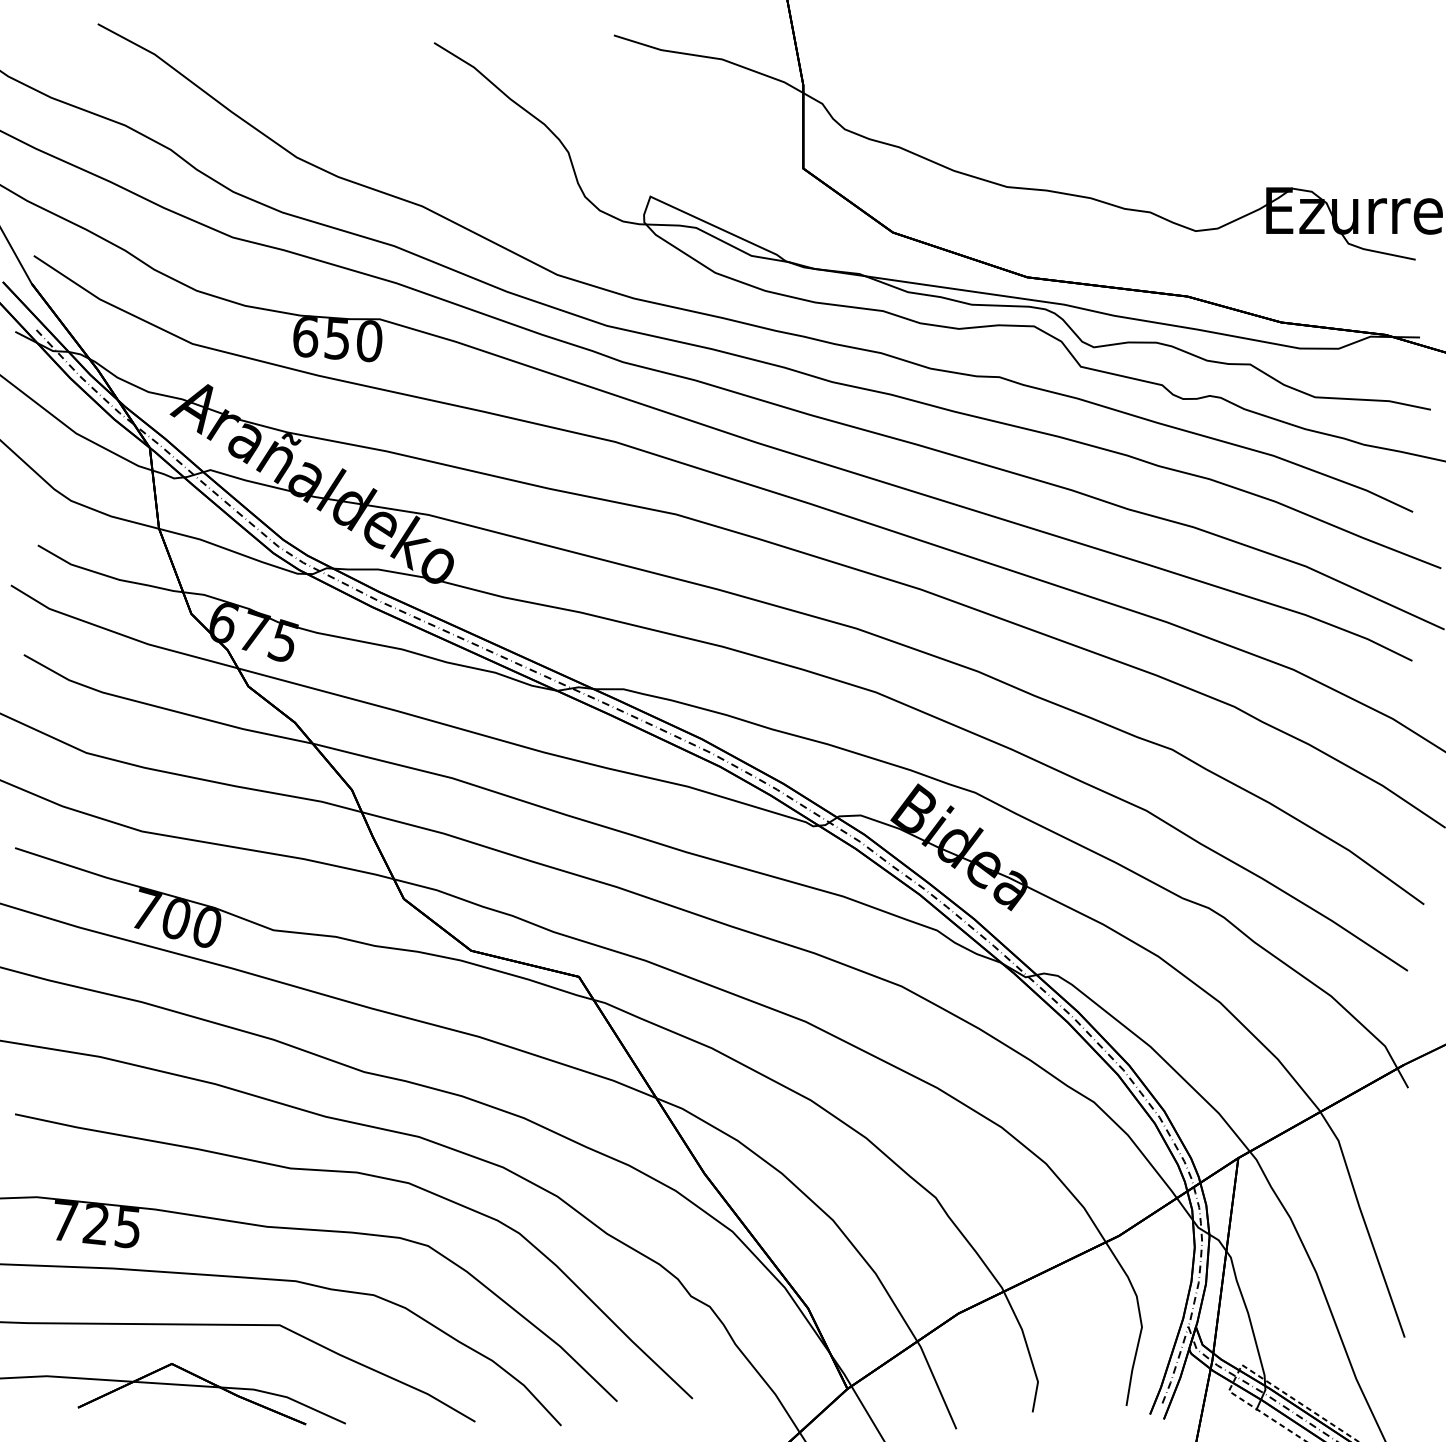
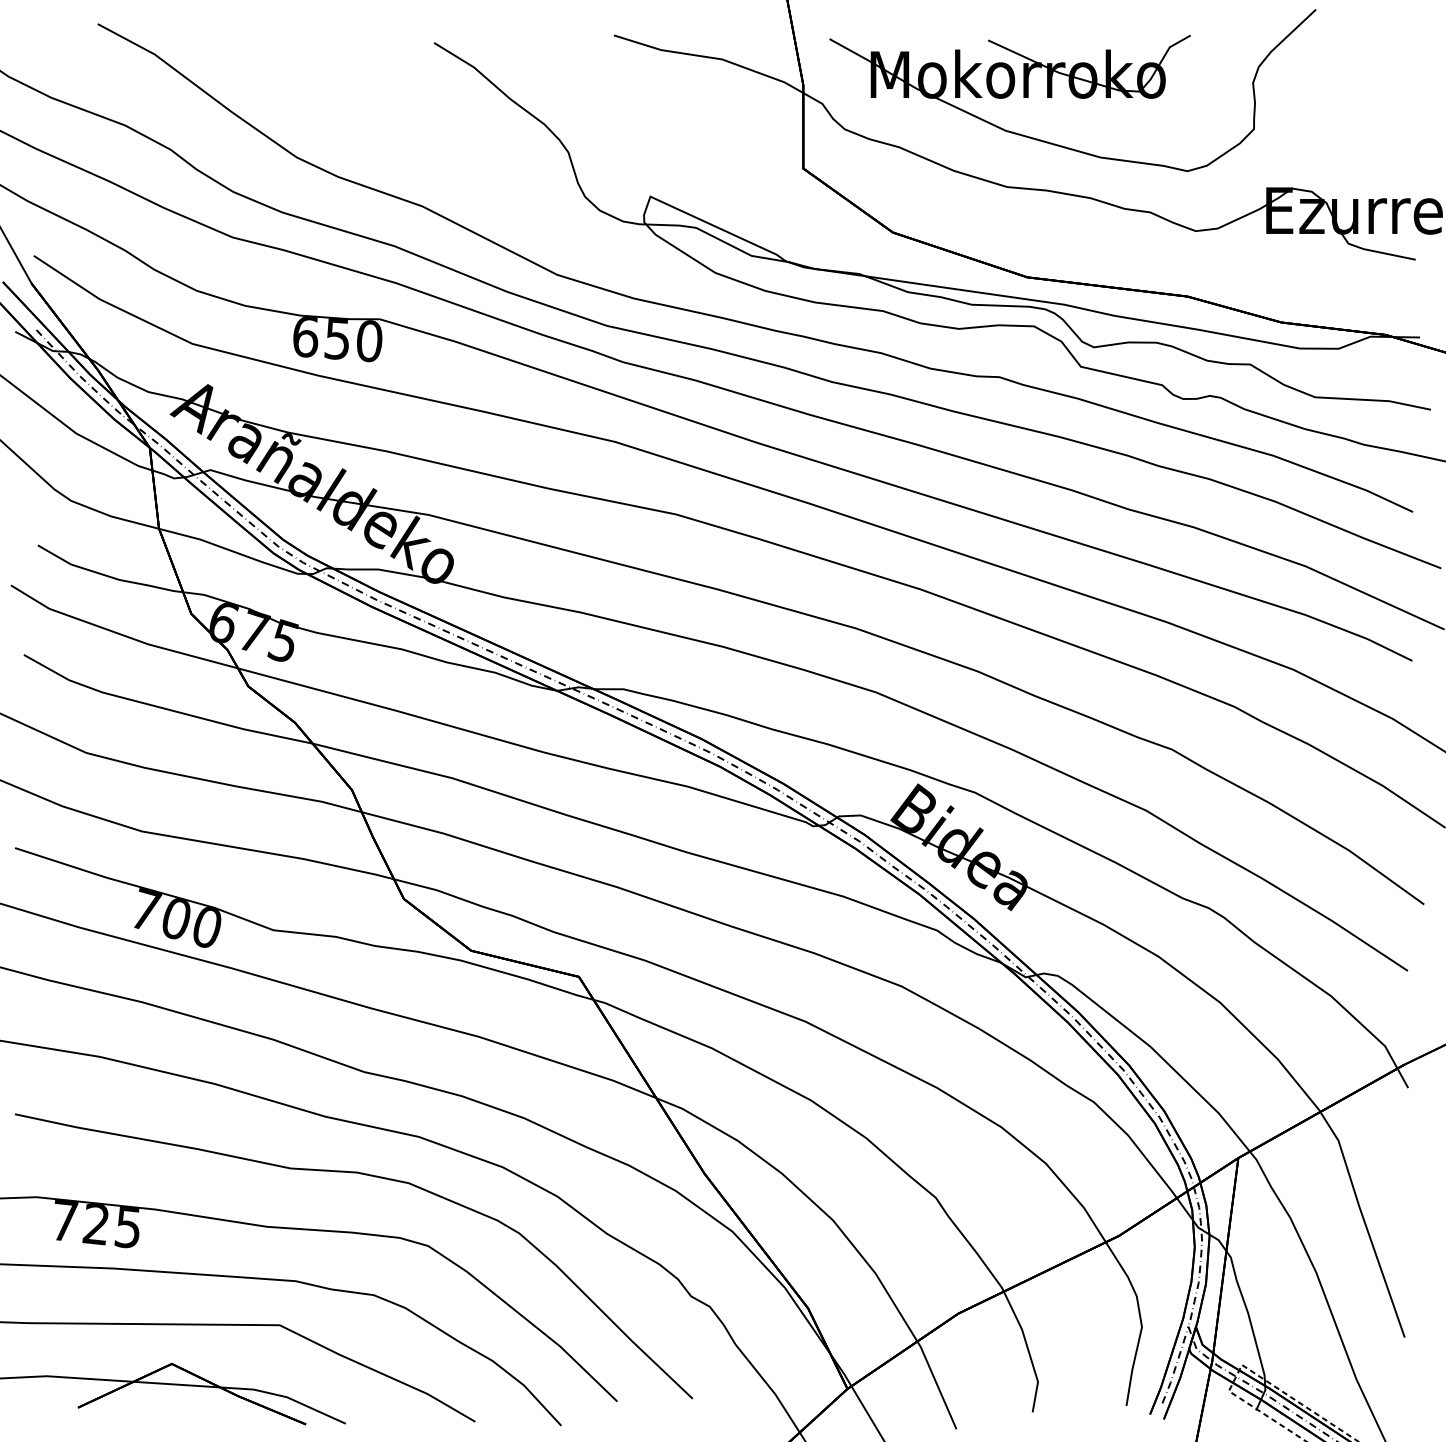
part: none -> present (1072, 90)
